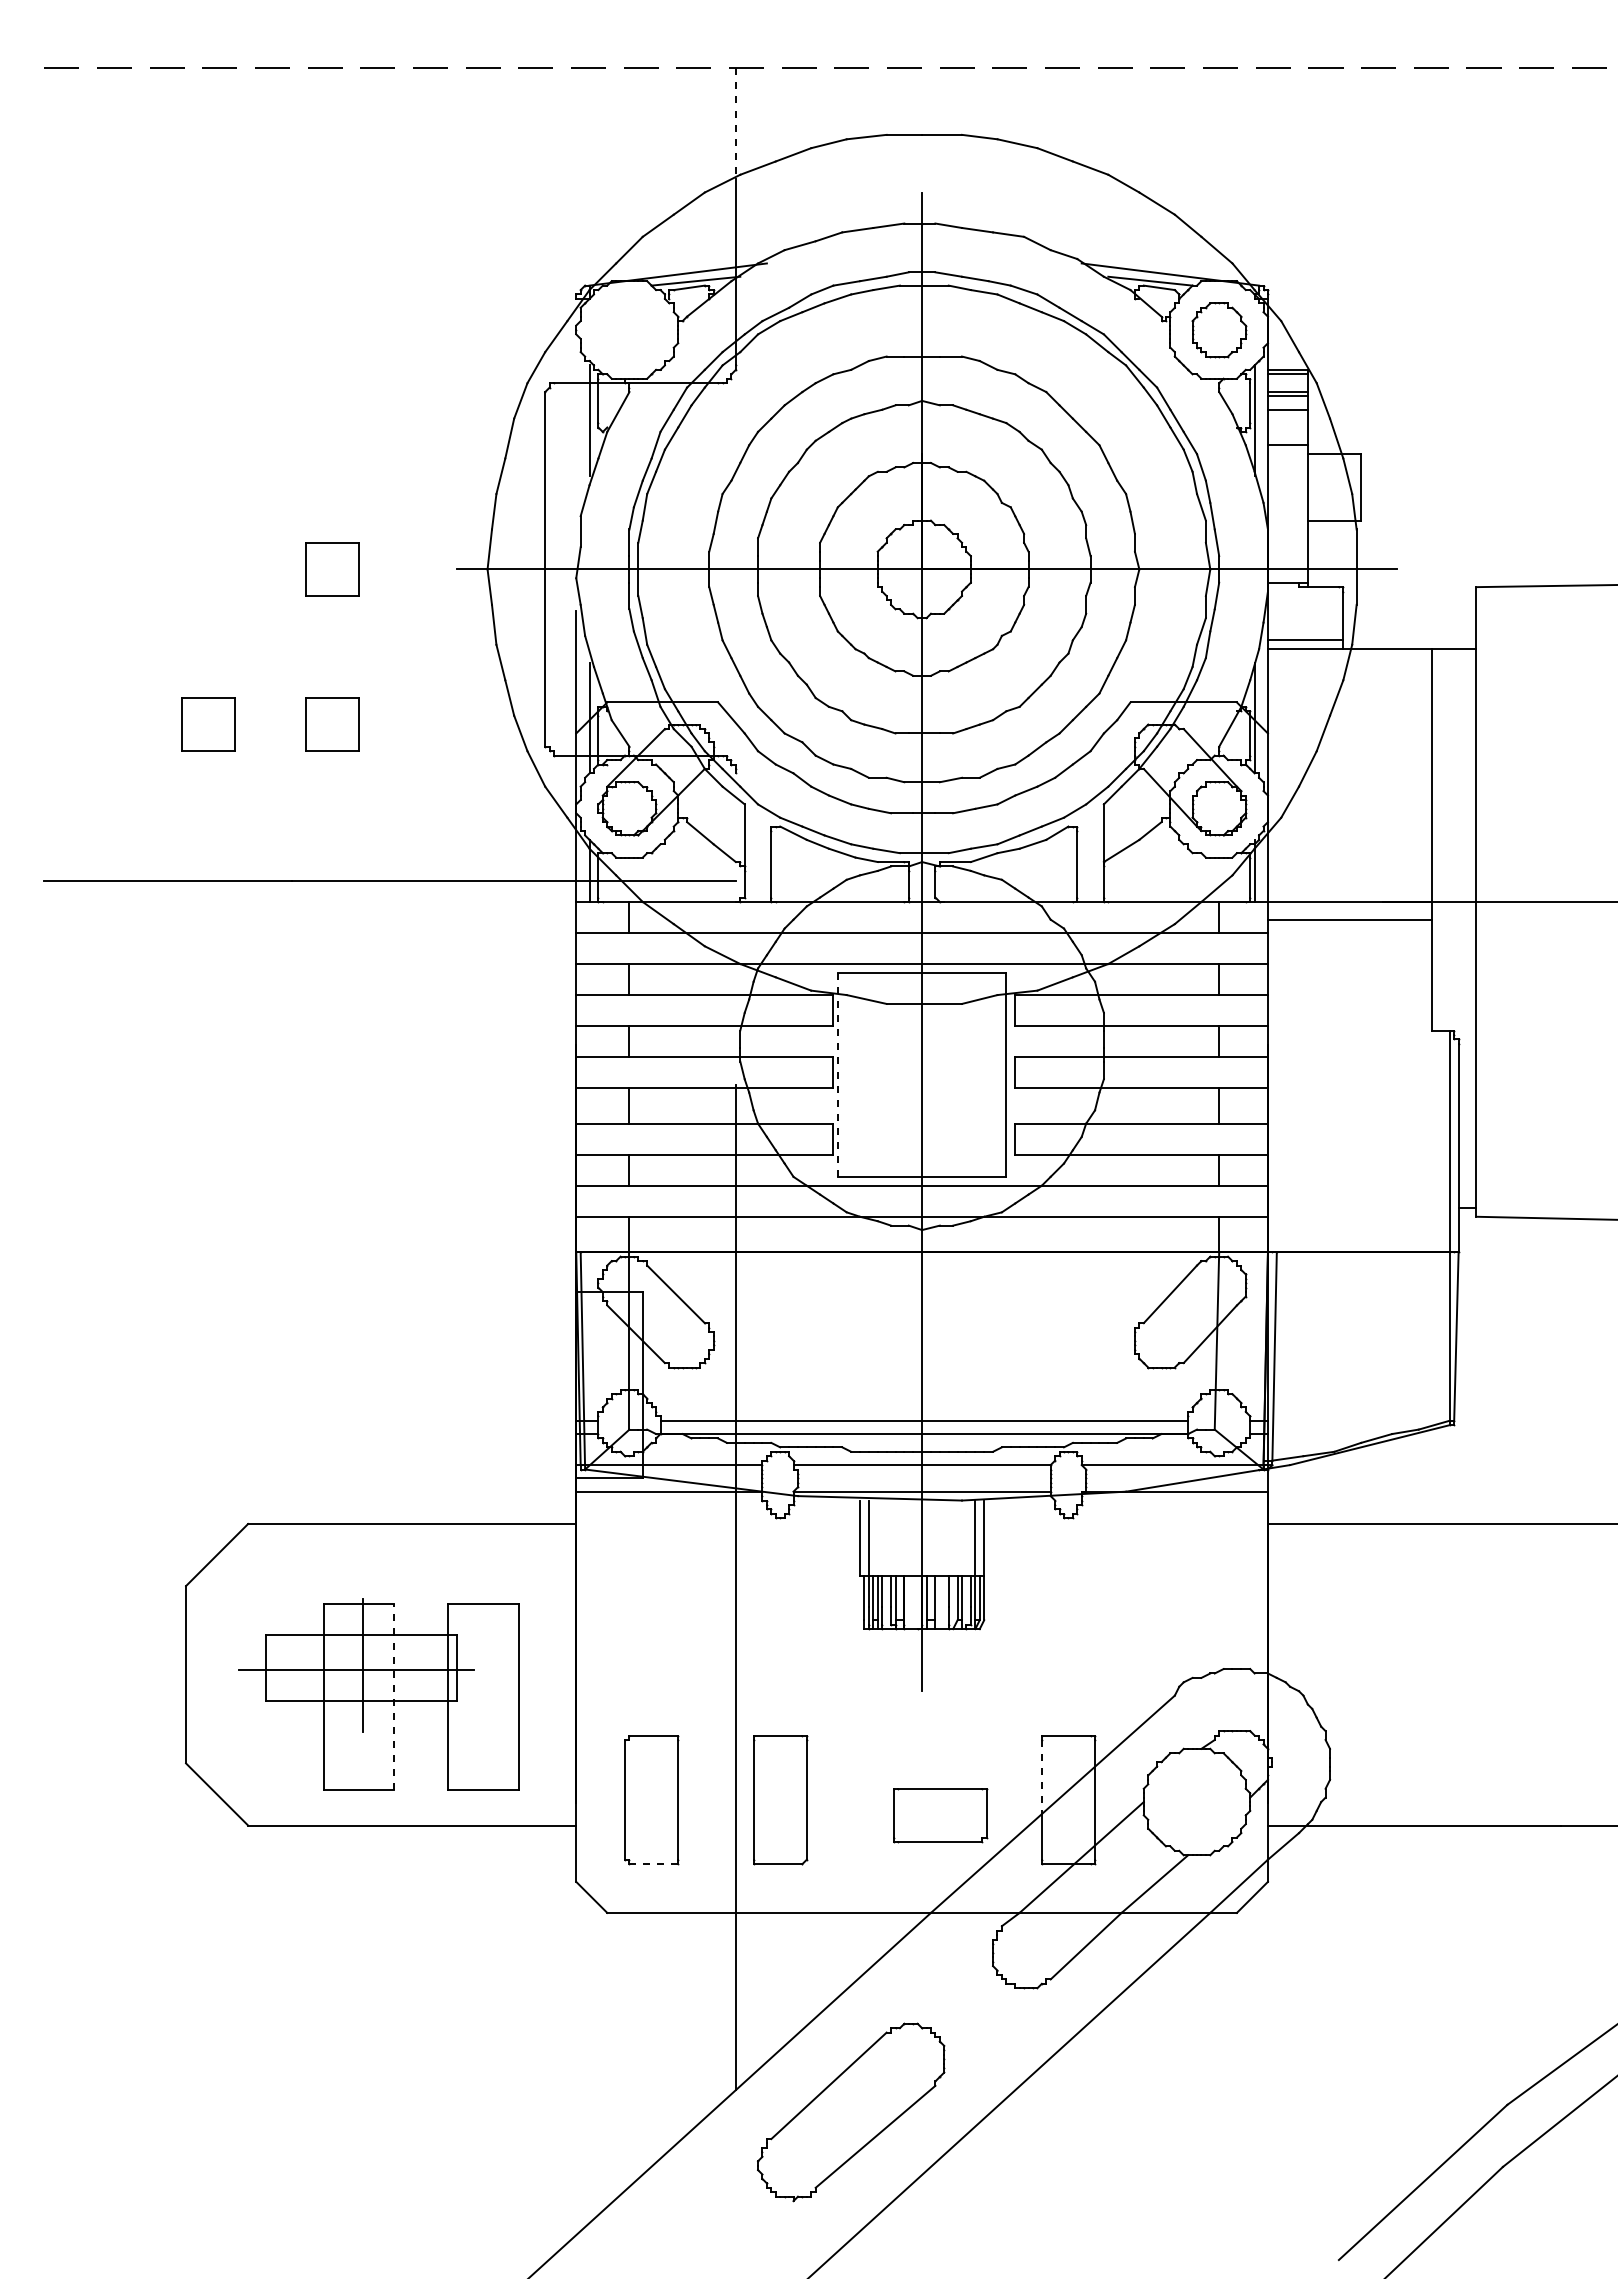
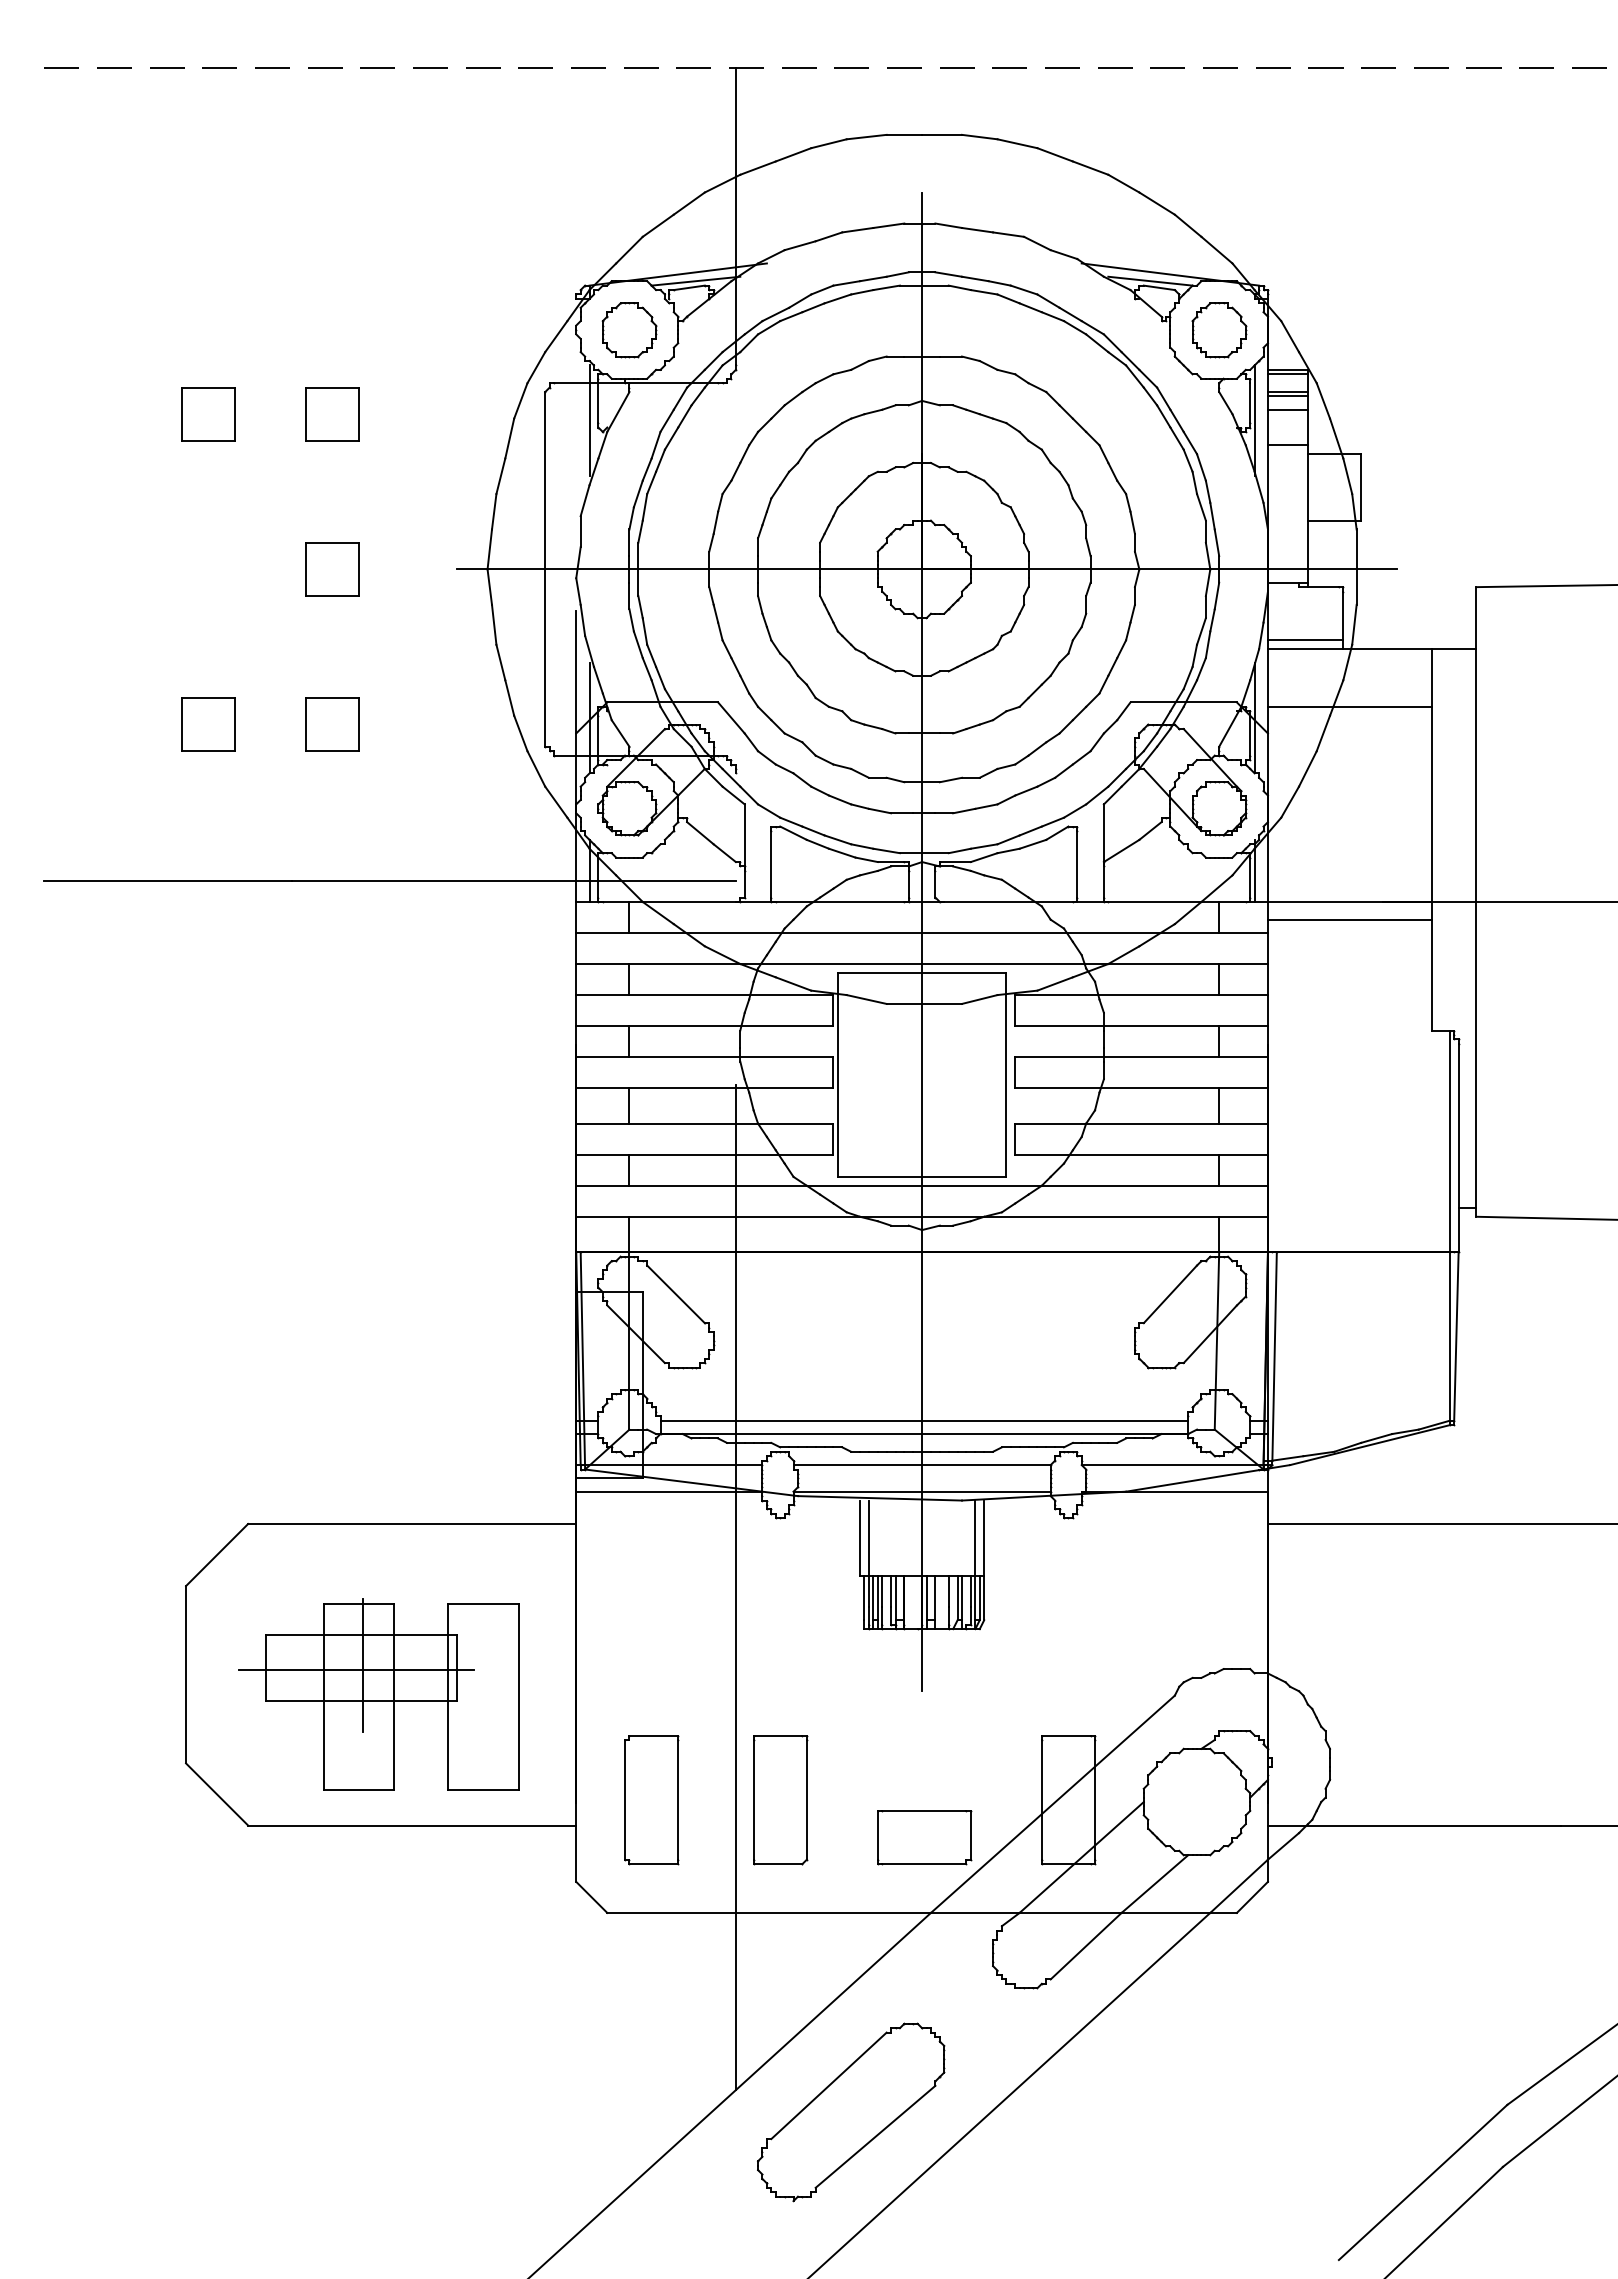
line: dashed -> solid (735, 124)
part: none -> present (629, 330)
part: none -> present (208, 414)
part: none -> present (332, 414)
line: none -> present (1349, 706)
line: dashed -> solid (837, 1074)
line: dashed -> solid (394, 1696)
line: dashed -> solid (1041, 1777)
part position: (940, 1815) -> (924, 1837) (924, 1837)
line: dashed -> solid (653, 1864)
